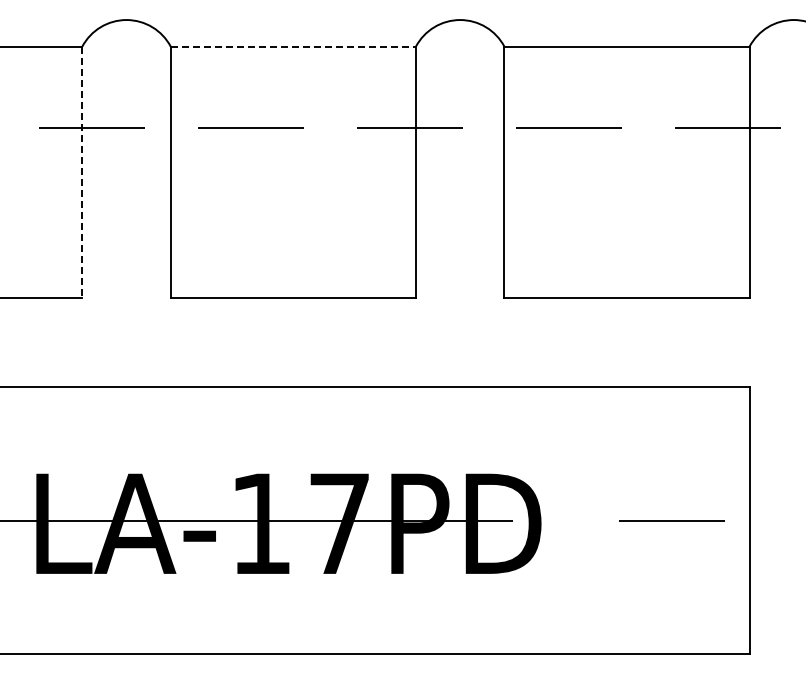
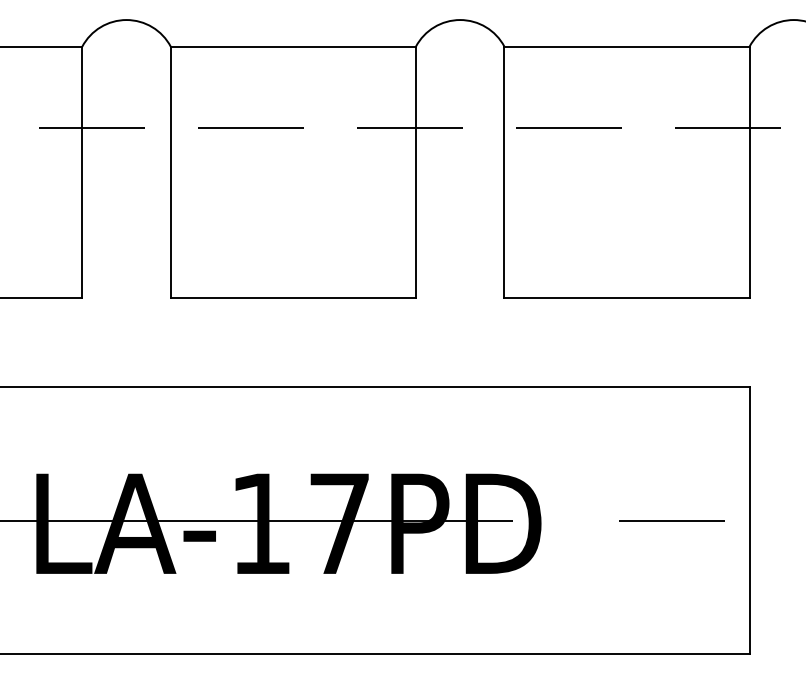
line: dashed -> solid (293, 46)
line: dashed -> solid (82, 172)
